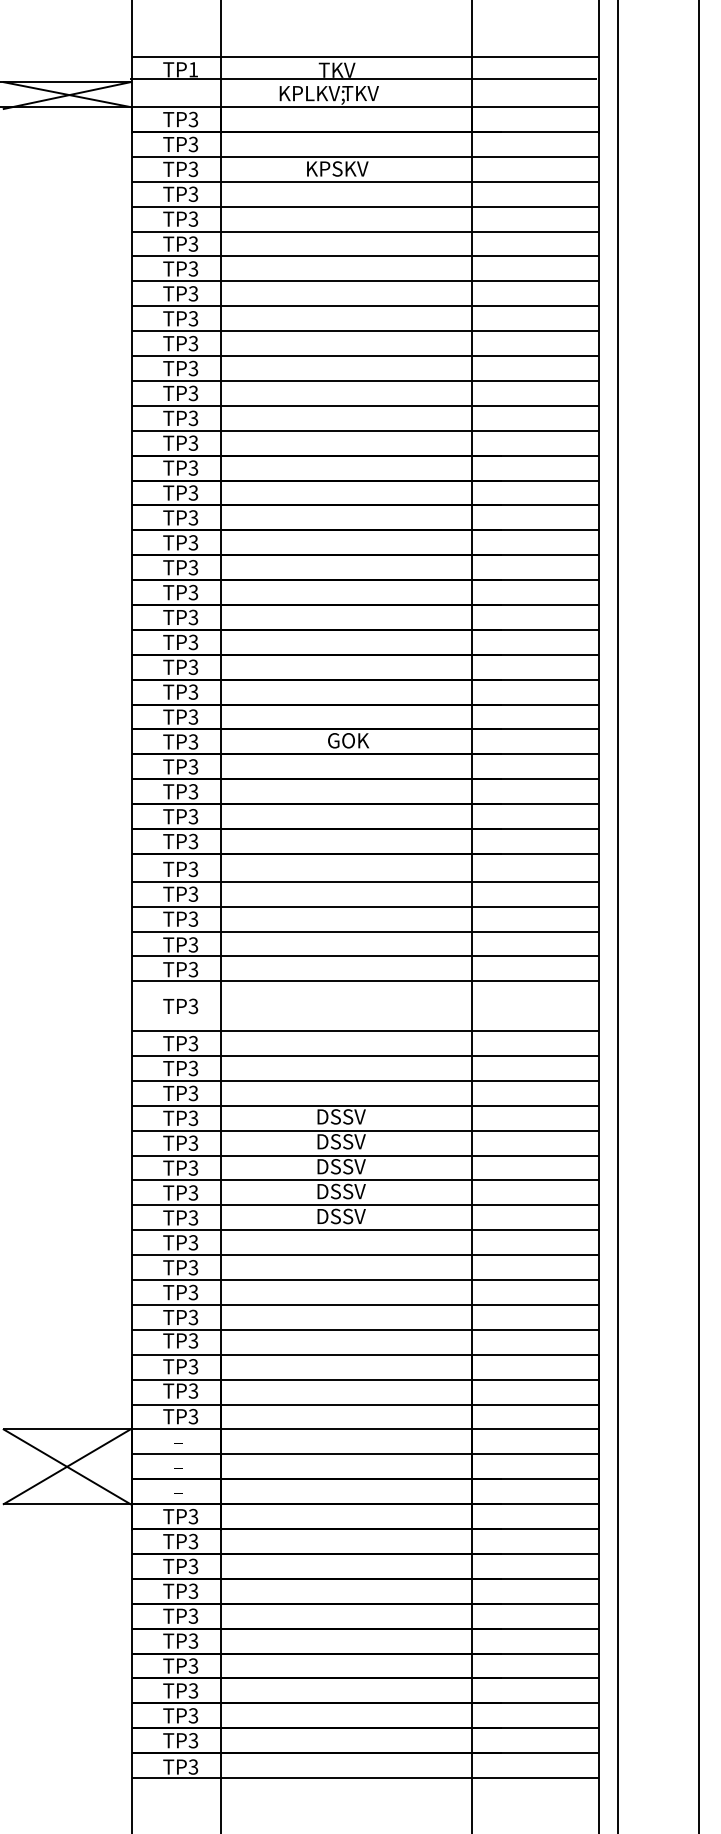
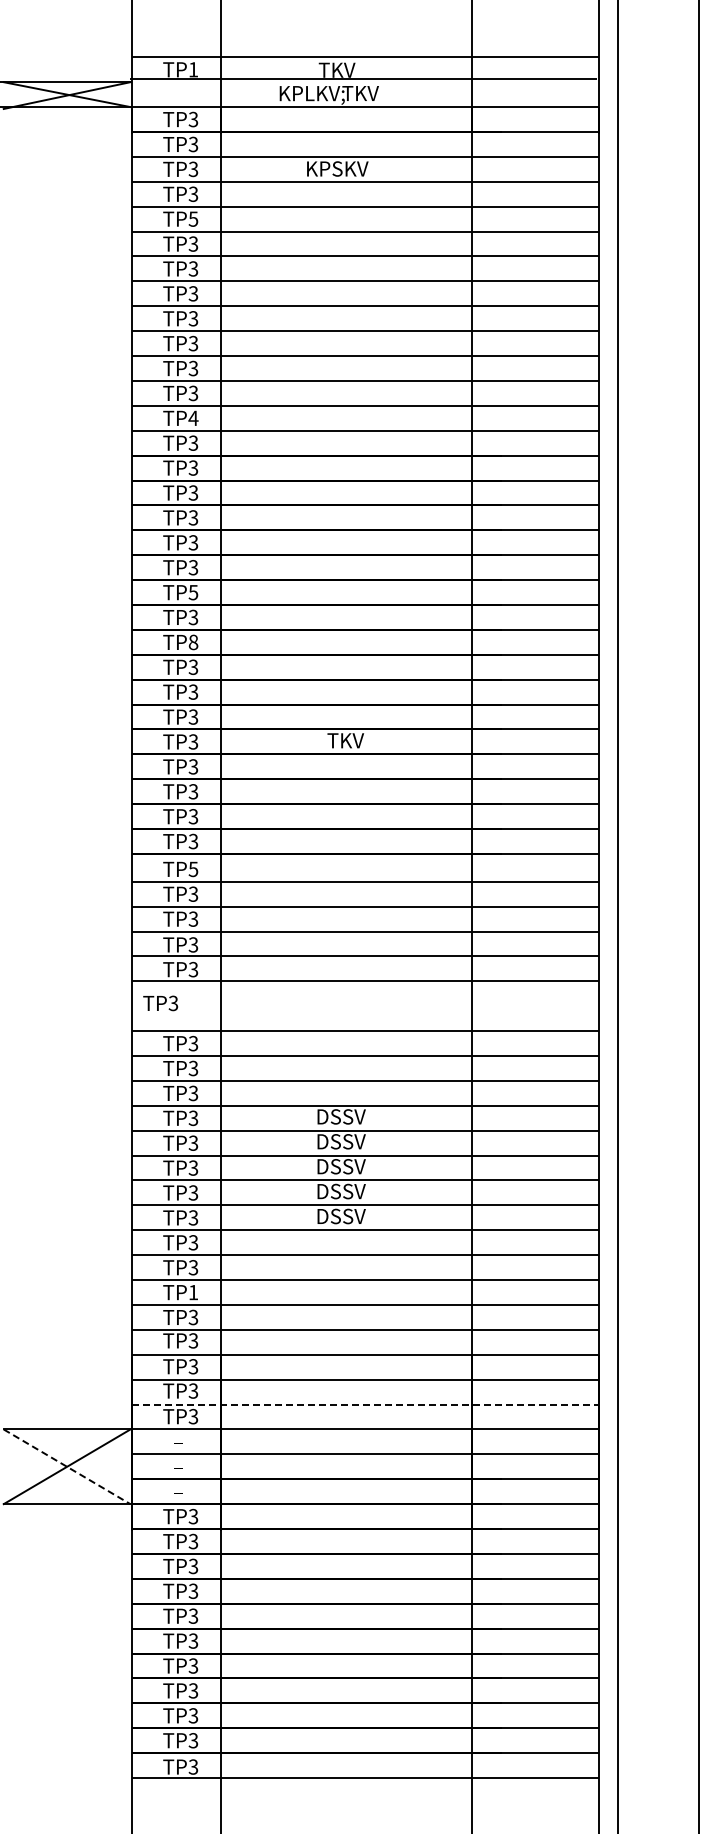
text: TP3 -> TP5 (193, 218)
text: TP3 -> TP4 (193, 418)
text: TP3 -> TP5 (193, 591)
text: TP3 -> TP8 (193, 641)
text: GOK -> TKV (348, 740)
text: TP3 -> TP5 (193, 868)
text position: (180, 1006) -> (160, 1003) (160, 1003)
text: TP3 -> TP1 (193, 1292)
line: solid -> dashed (366, 1404)
line: solid -> dashed (67, 1466)
